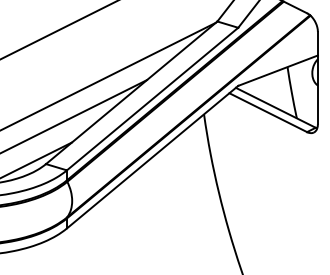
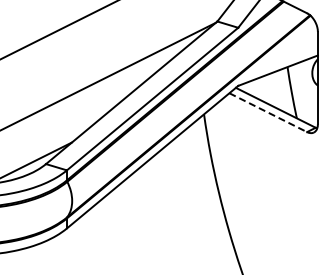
line: solid -> dashed (268, 112)
line: present -> none (74, 116)
